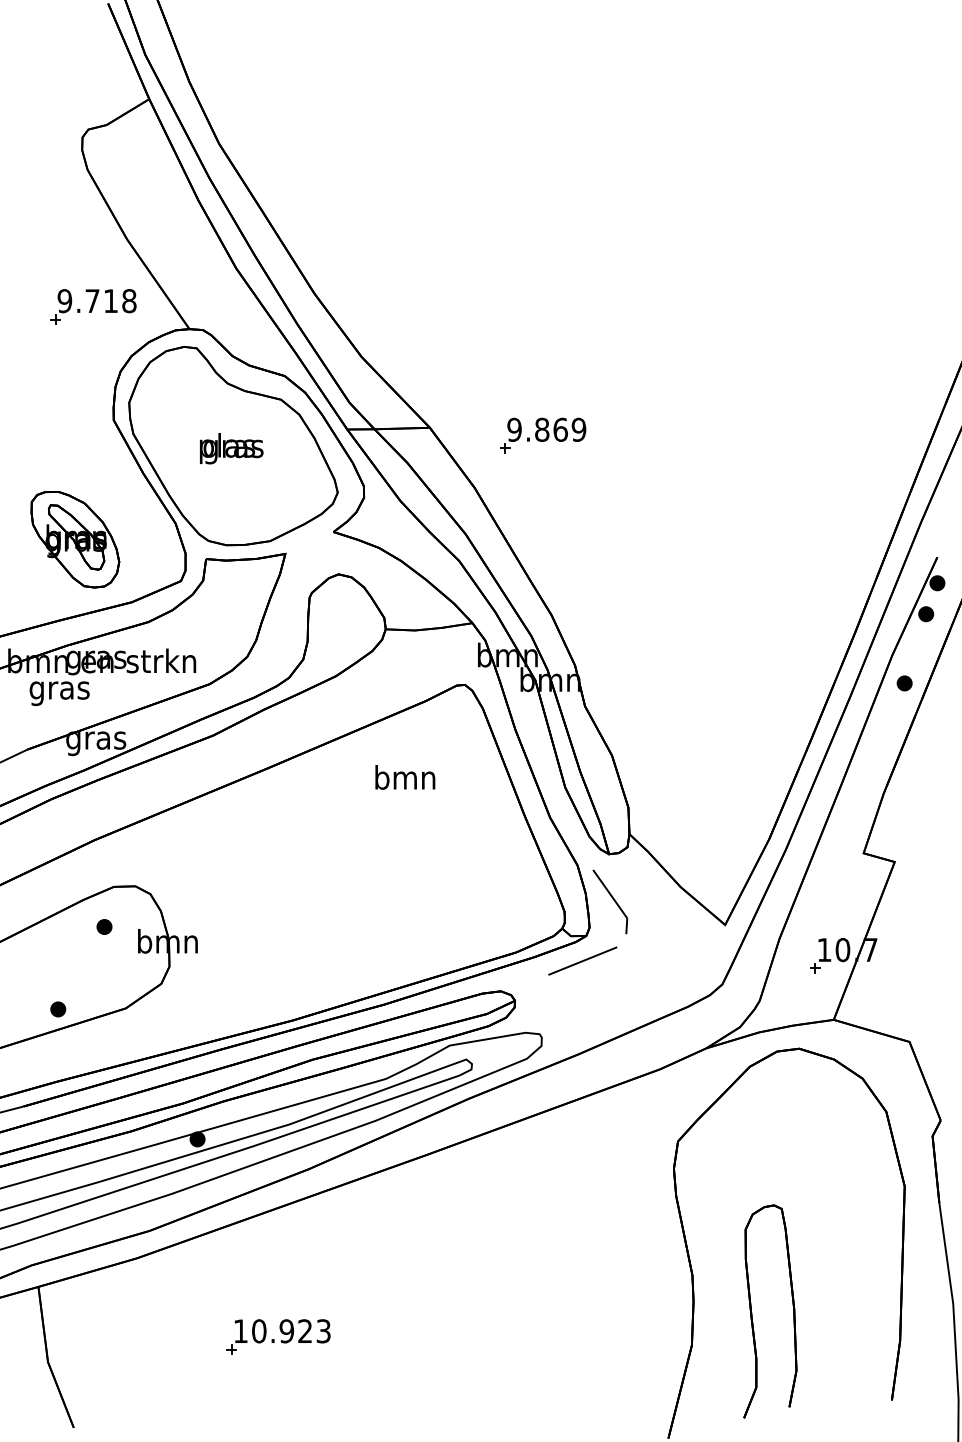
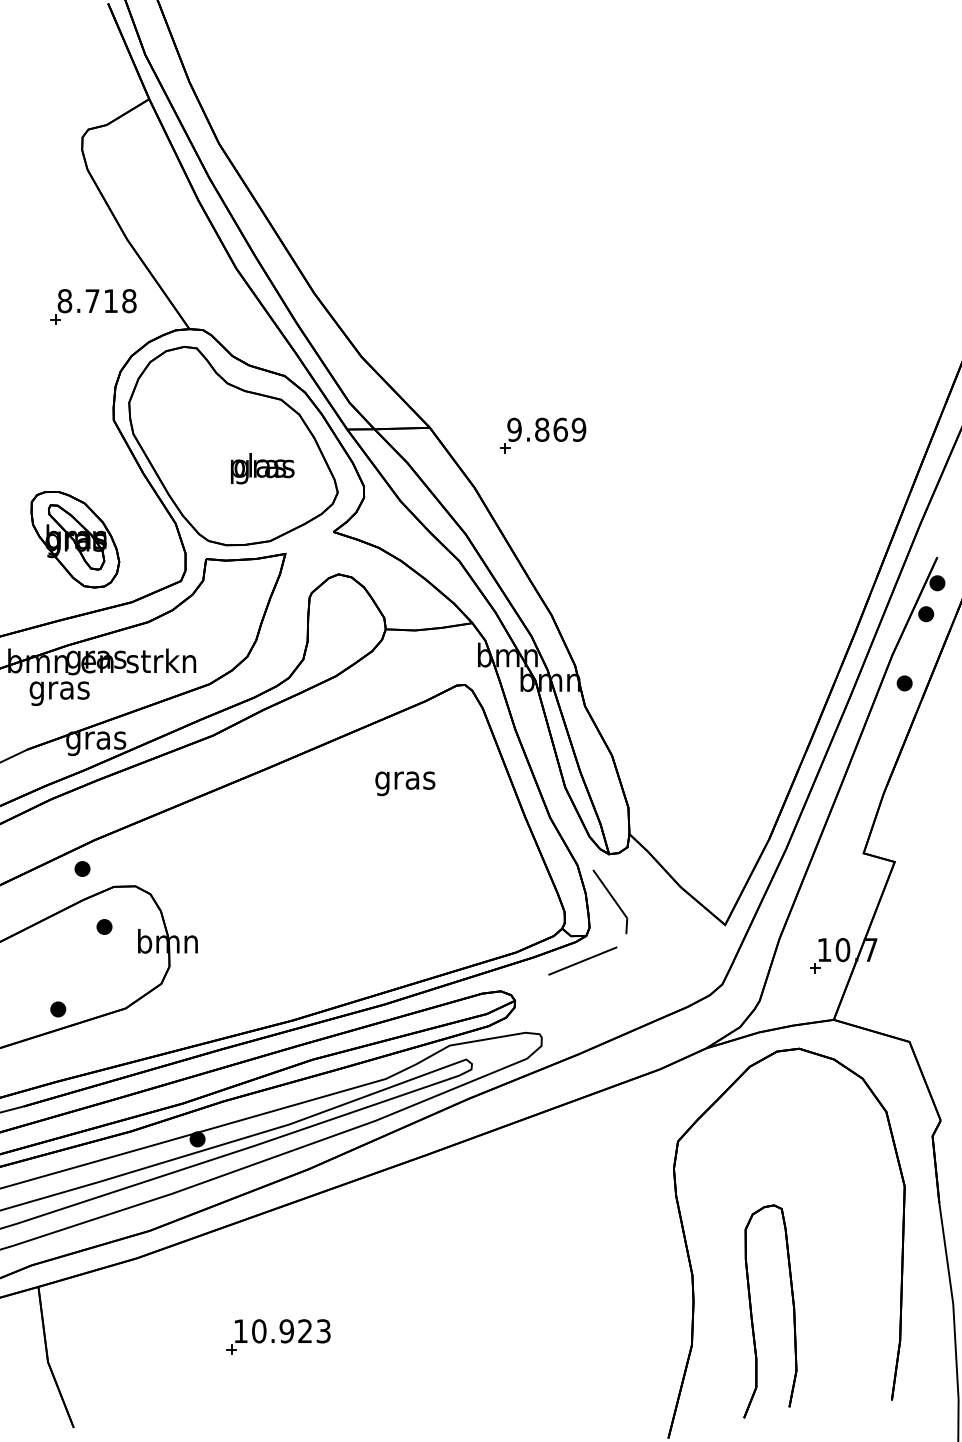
text: 9.718 -> 8.718 (64, 301)
text position: (231, 448) -> (262, 468) (262, 468)
text: bmn -> gras (405, 780)
part: none -> present (82, 868)
